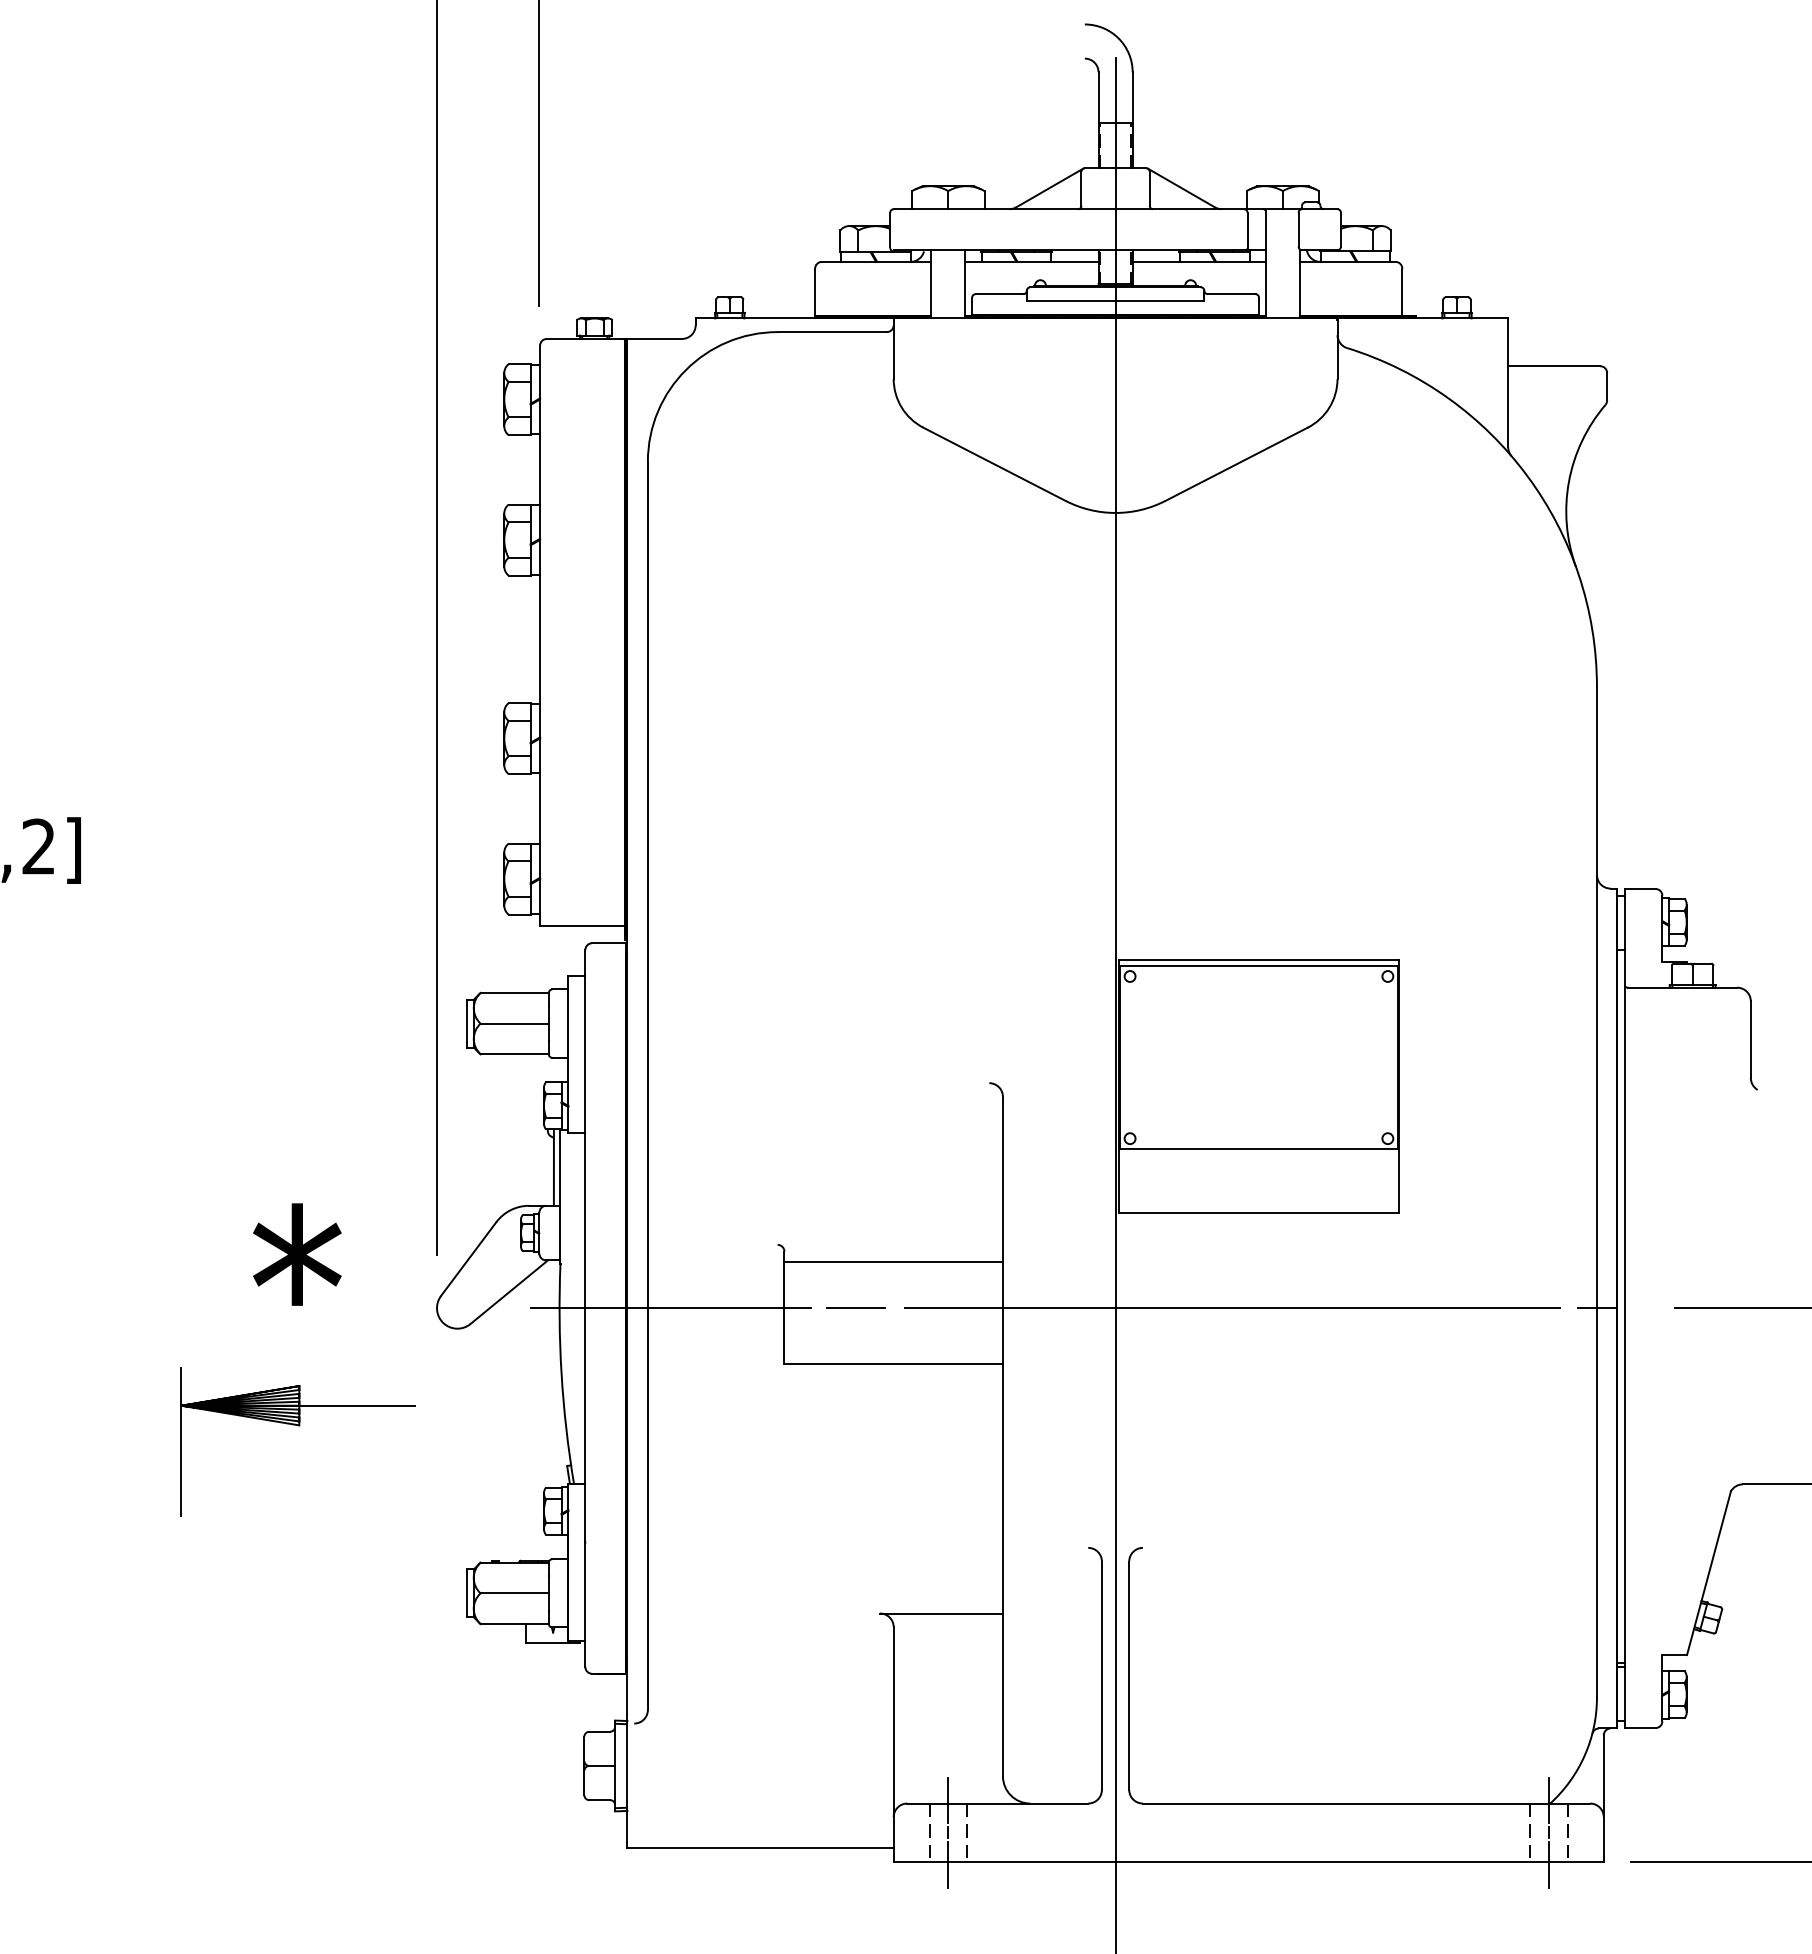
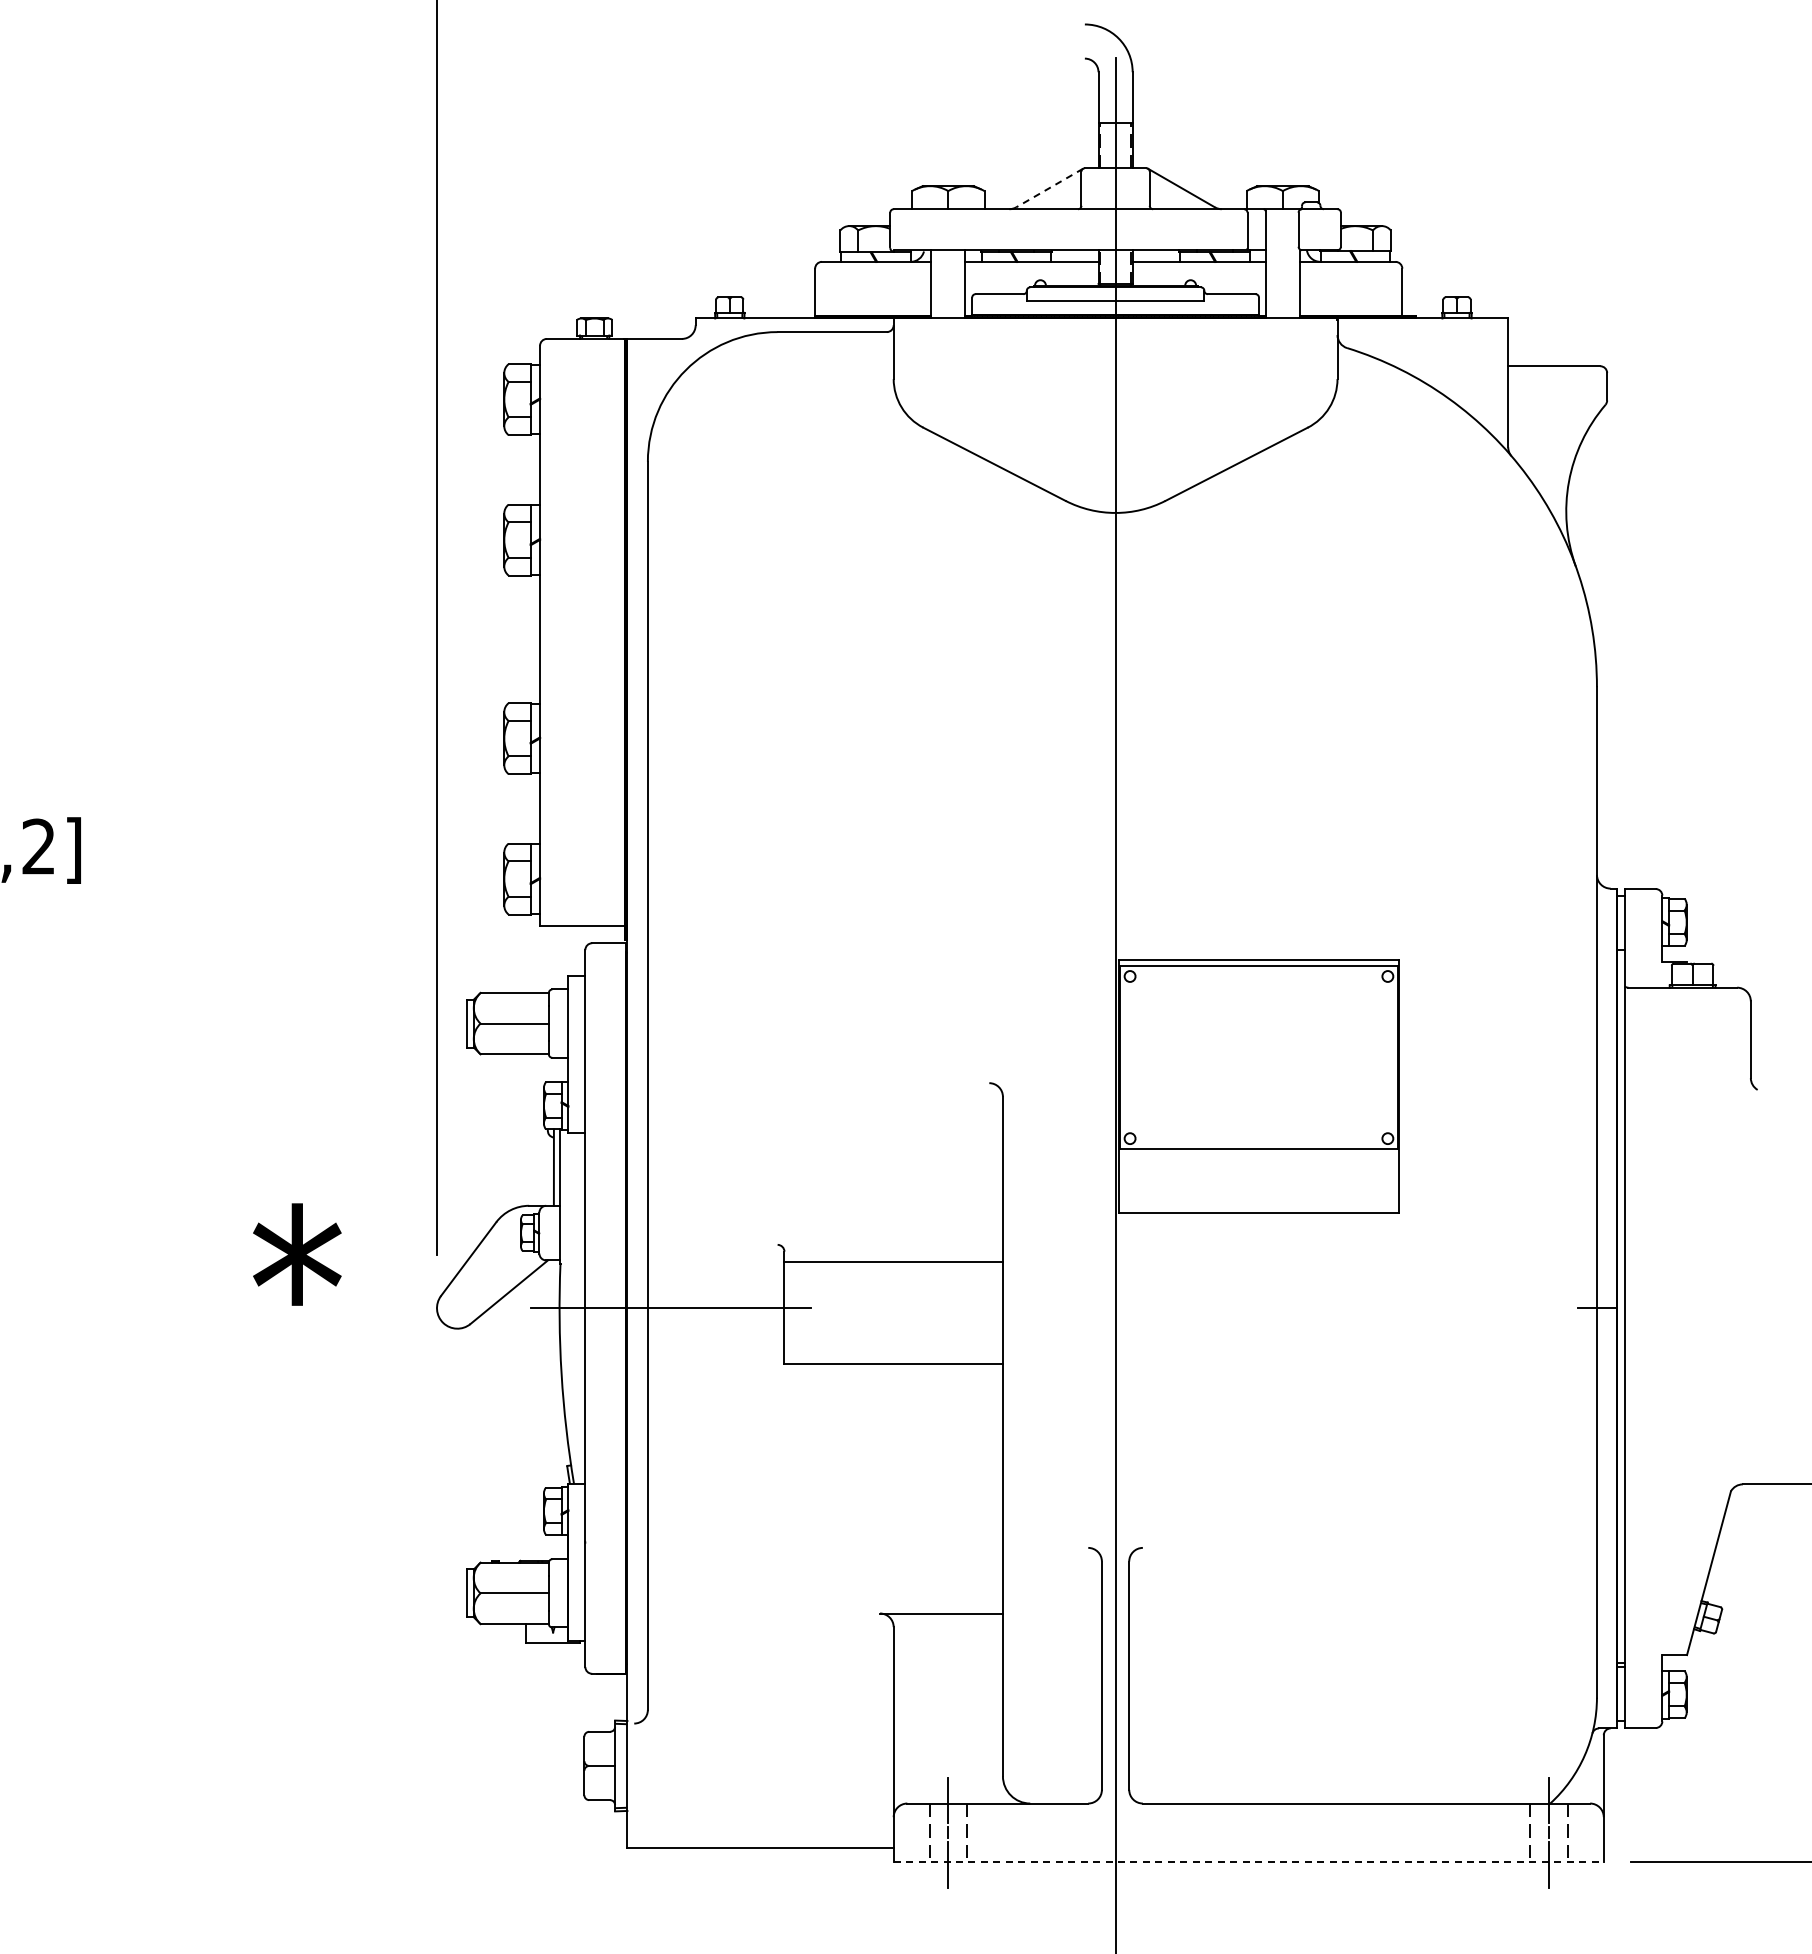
line: present -> none (538, 153)
line: solid -> dashed (1049, 188)
line: present -> none (855, 1307)
line: present -> none (1232, 1308)
line: present -> none (1741, 1308)
part: present -> none (298, 1426)
line: solid -> dashed (1249, 1861)
